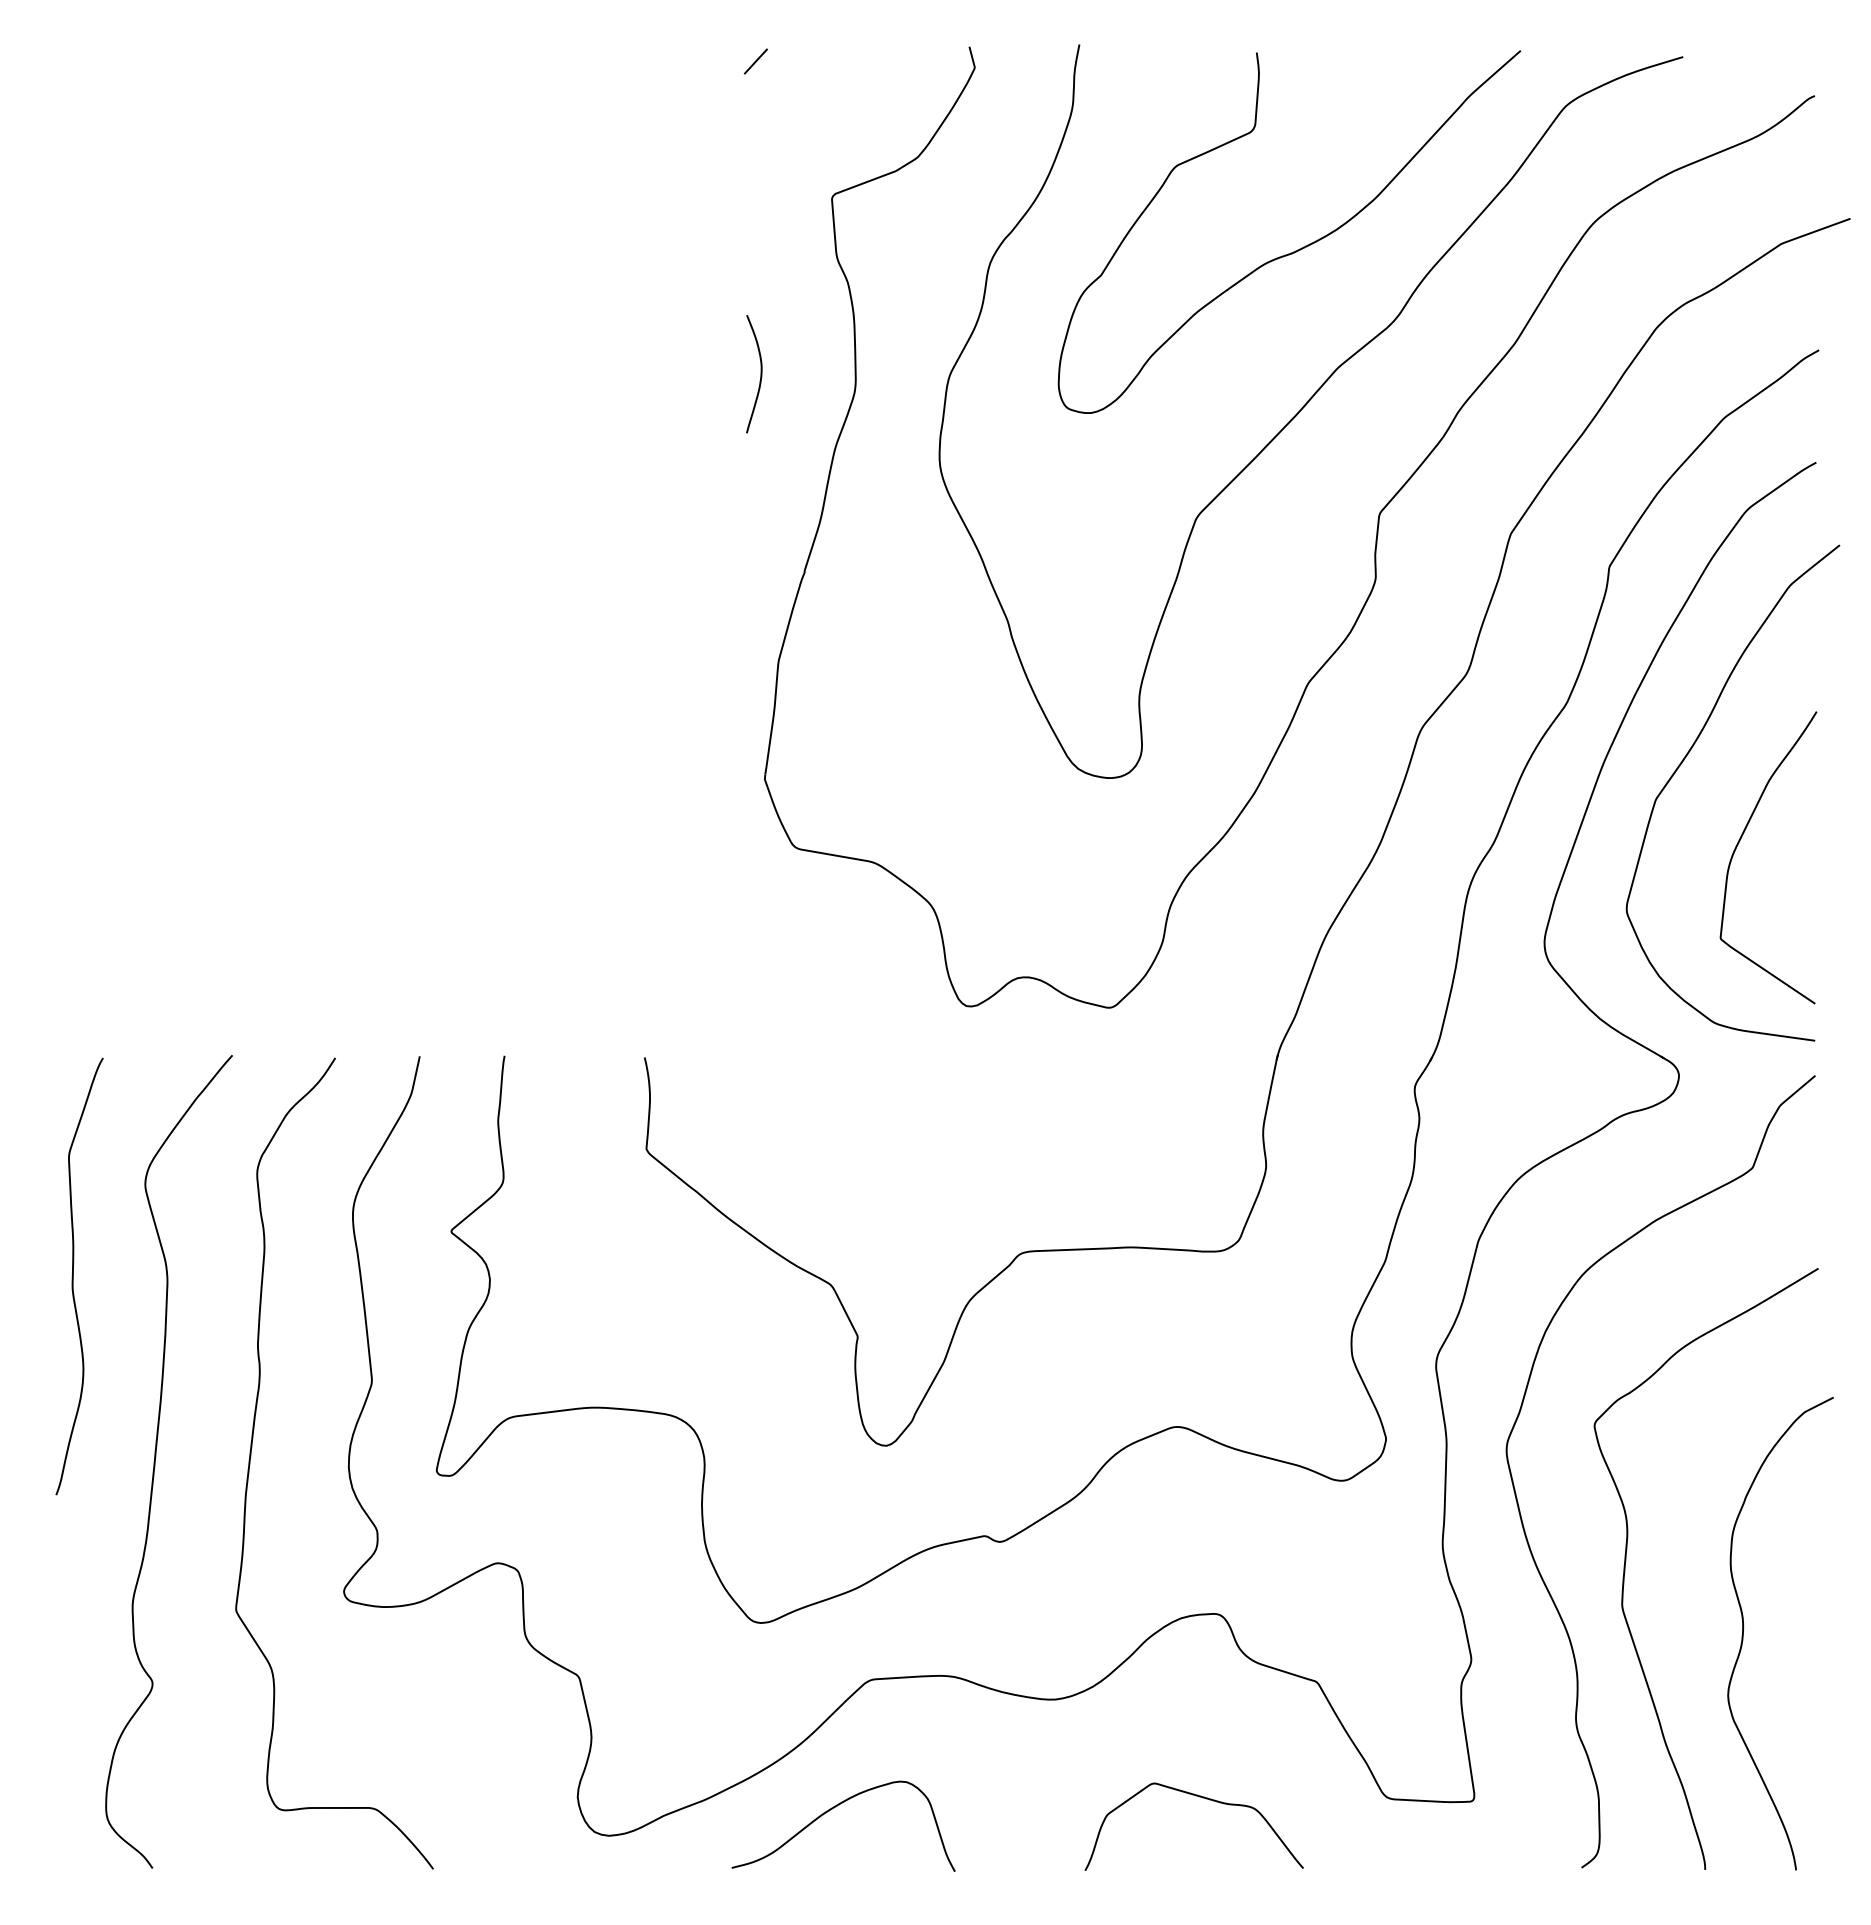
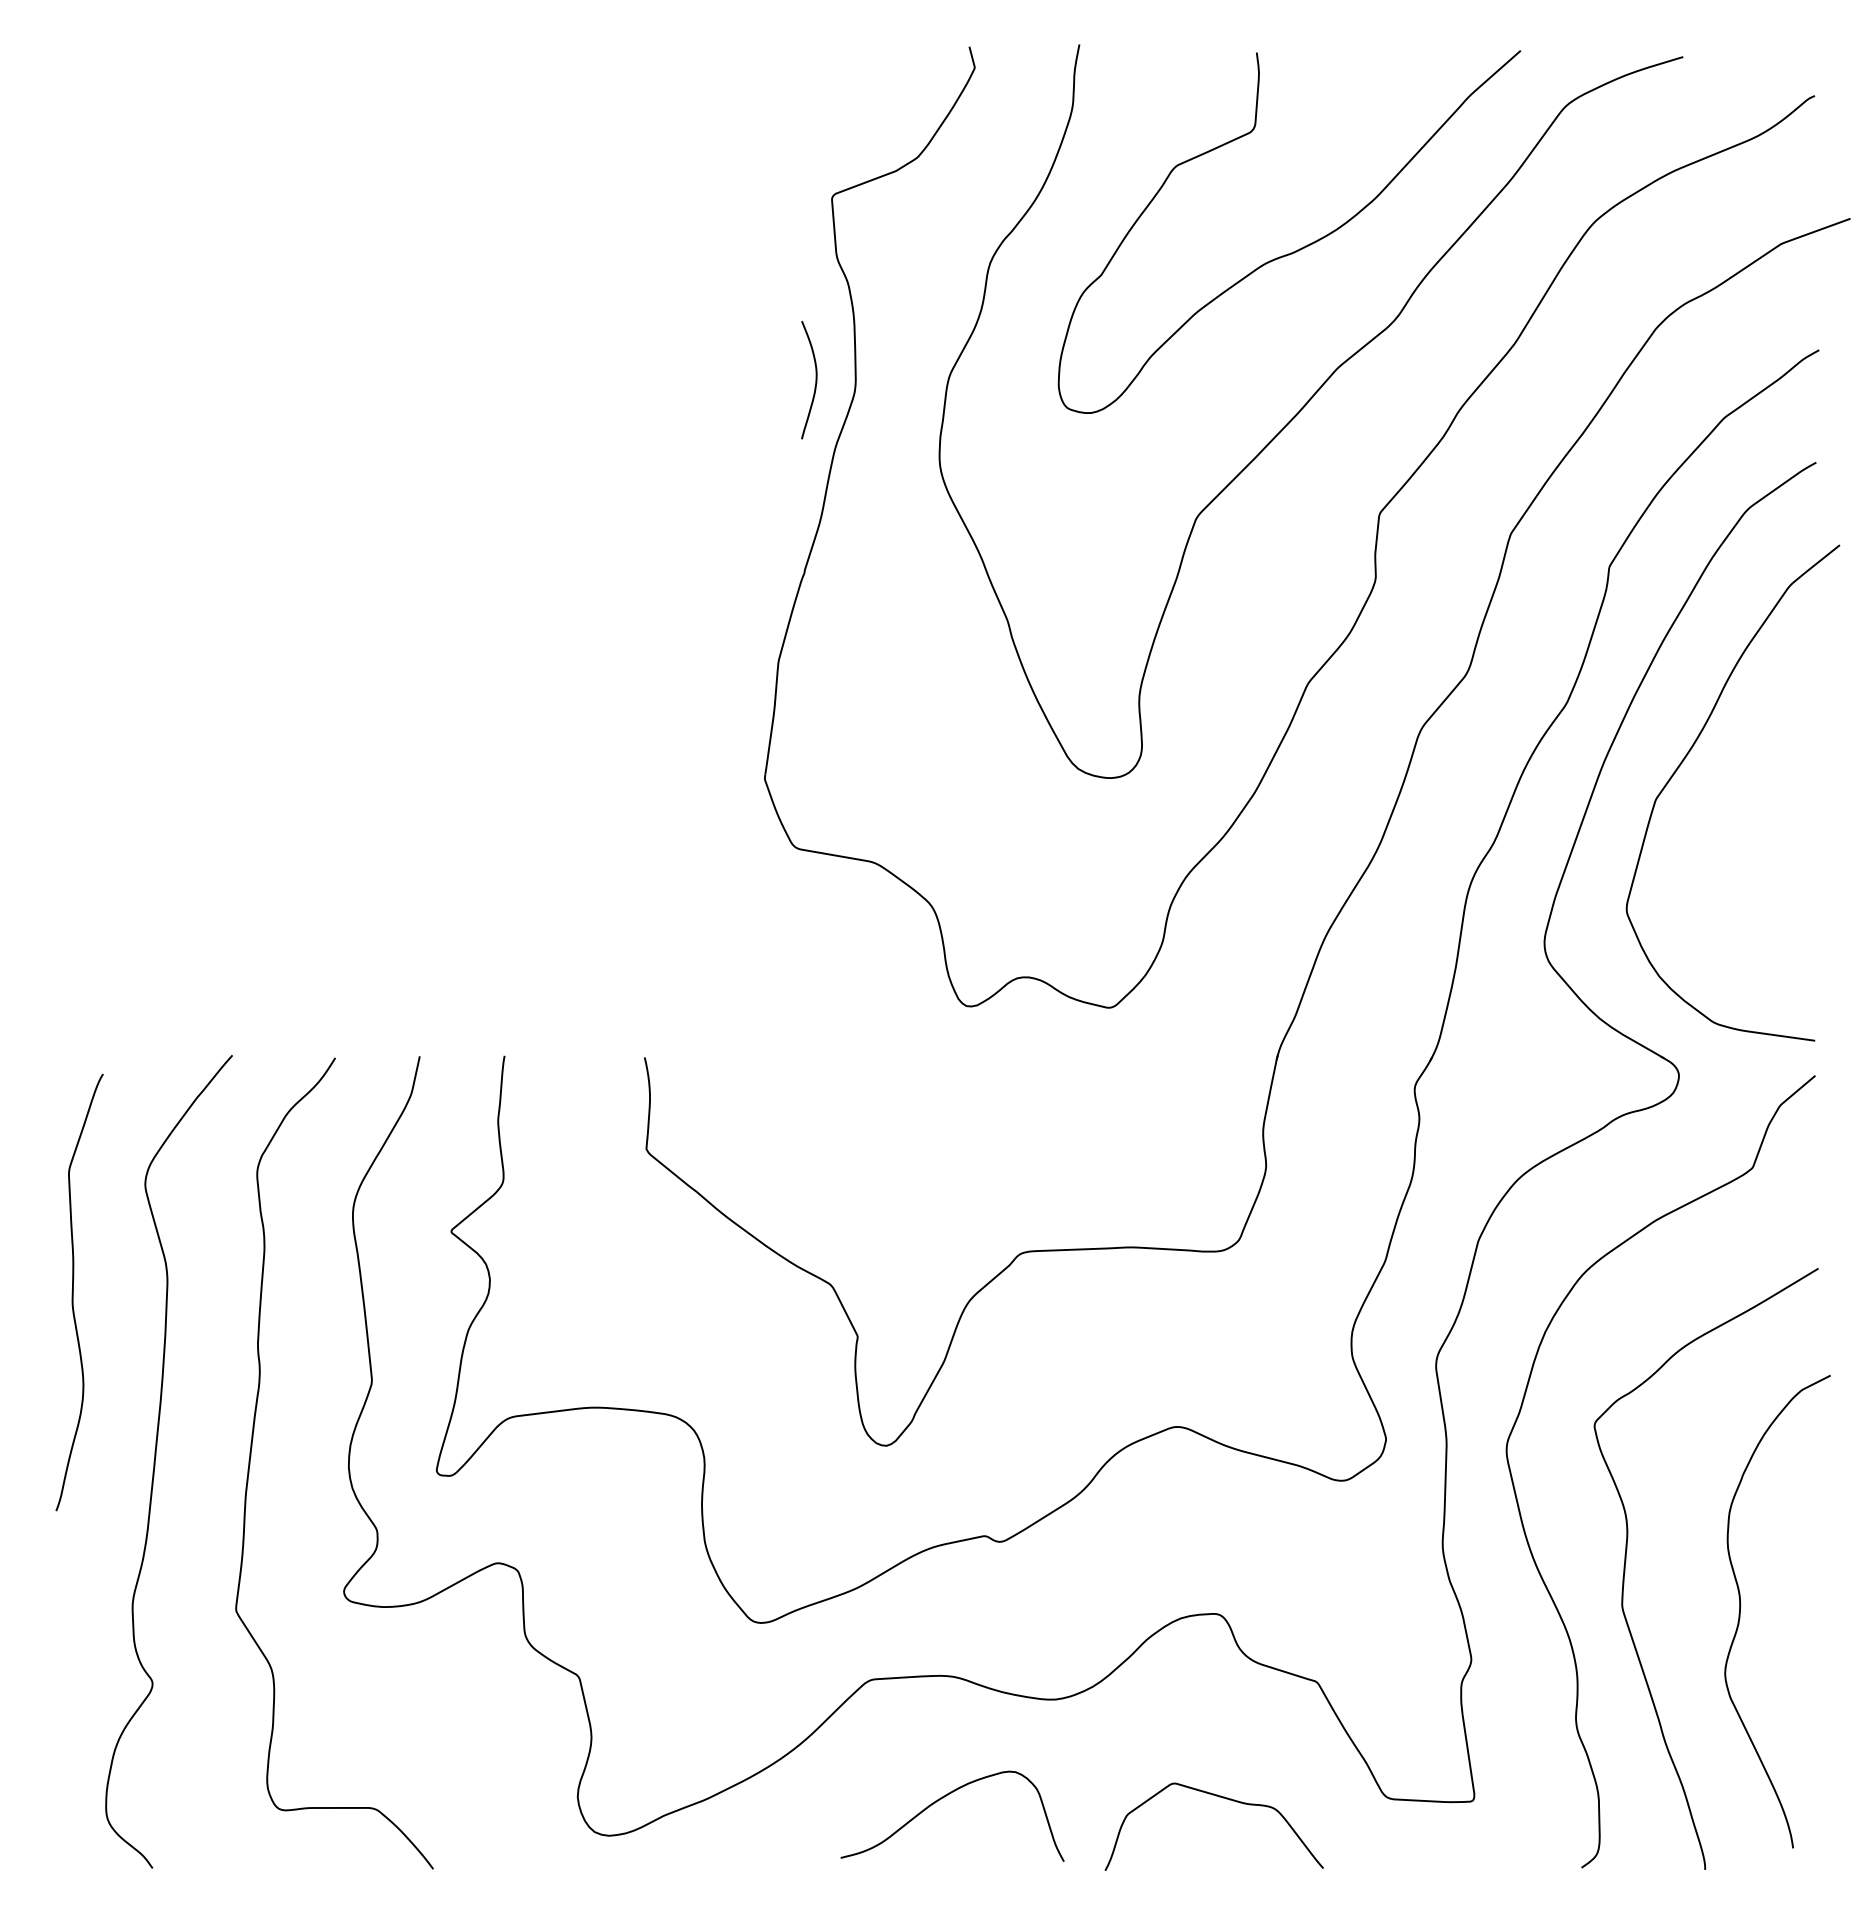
line: present -> none (755, 61)
curve position: (760, 374) -> (815, 380) (815, 380)
curve: present -> none (1739, 843)
curve position: (73, 1276) -> (73, 1292) (73, 1292)
curve position: (1743, 1633) -> (1740, 1611) (1740, 1611)
curve position: (1202, 1798) -> (1222, 1798) (1222, 1798)
curve position: (834, 1808) -> (943, 1798) (943, 1798)
